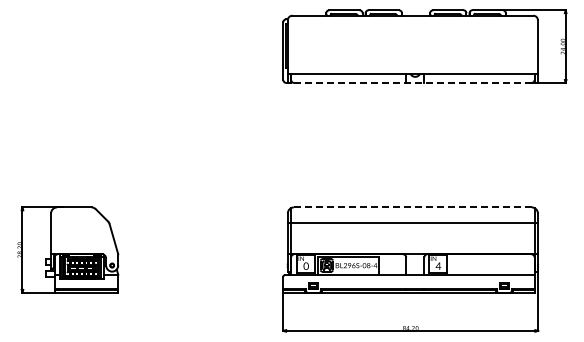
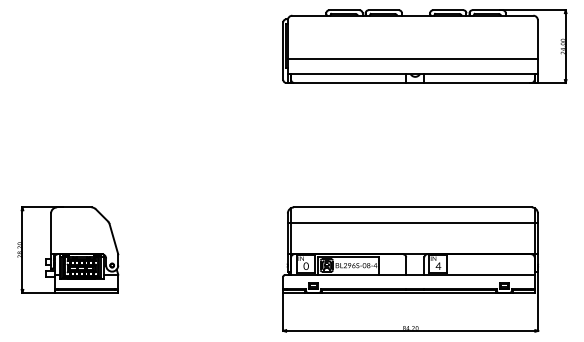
line: none -> present (412, 58)
line: dashed -> solid (408, 82)
line: dashed -> solid (412, 207)
